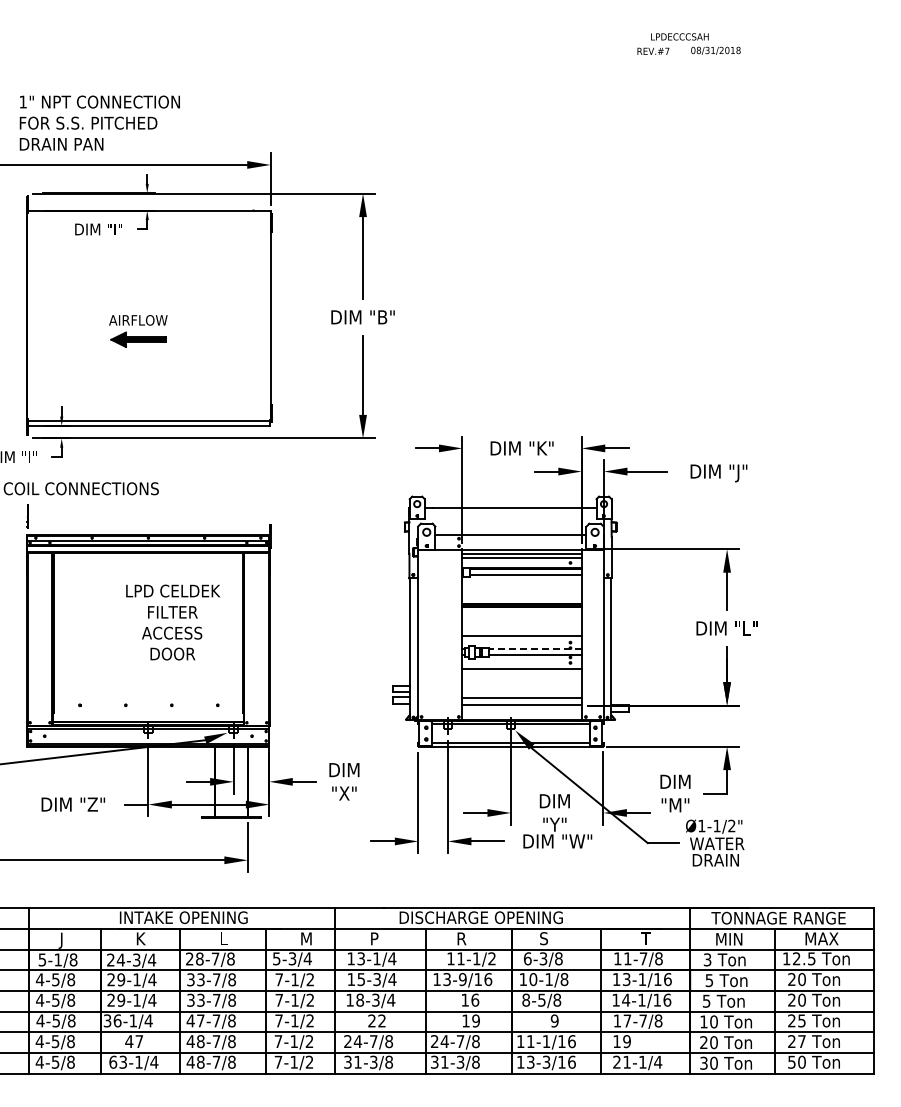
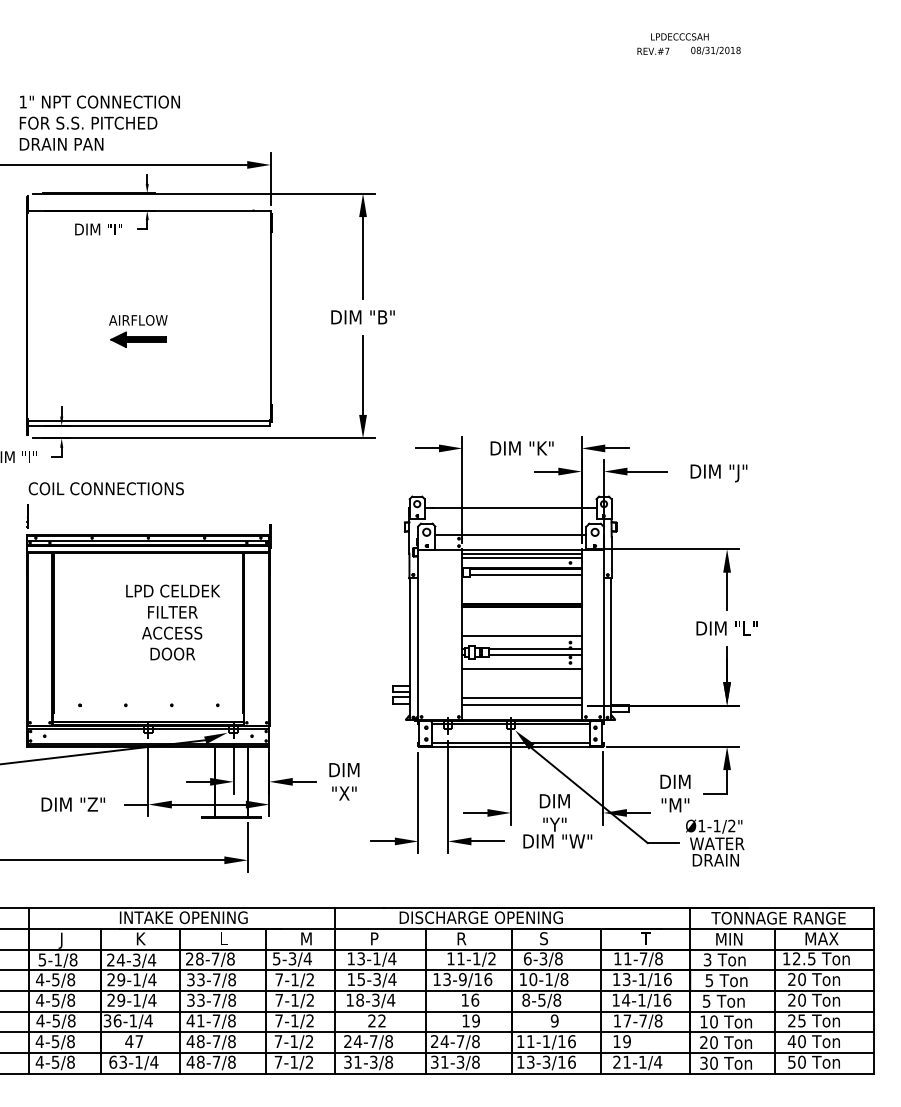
text position: (80, 488) -> (105, 488) (105, 488)
line: dashed -> solid (535, 649)
text: 47-7/8 -> 41-7/8 (200, 1020)
text: 27 -> 40 (796, 1041)
